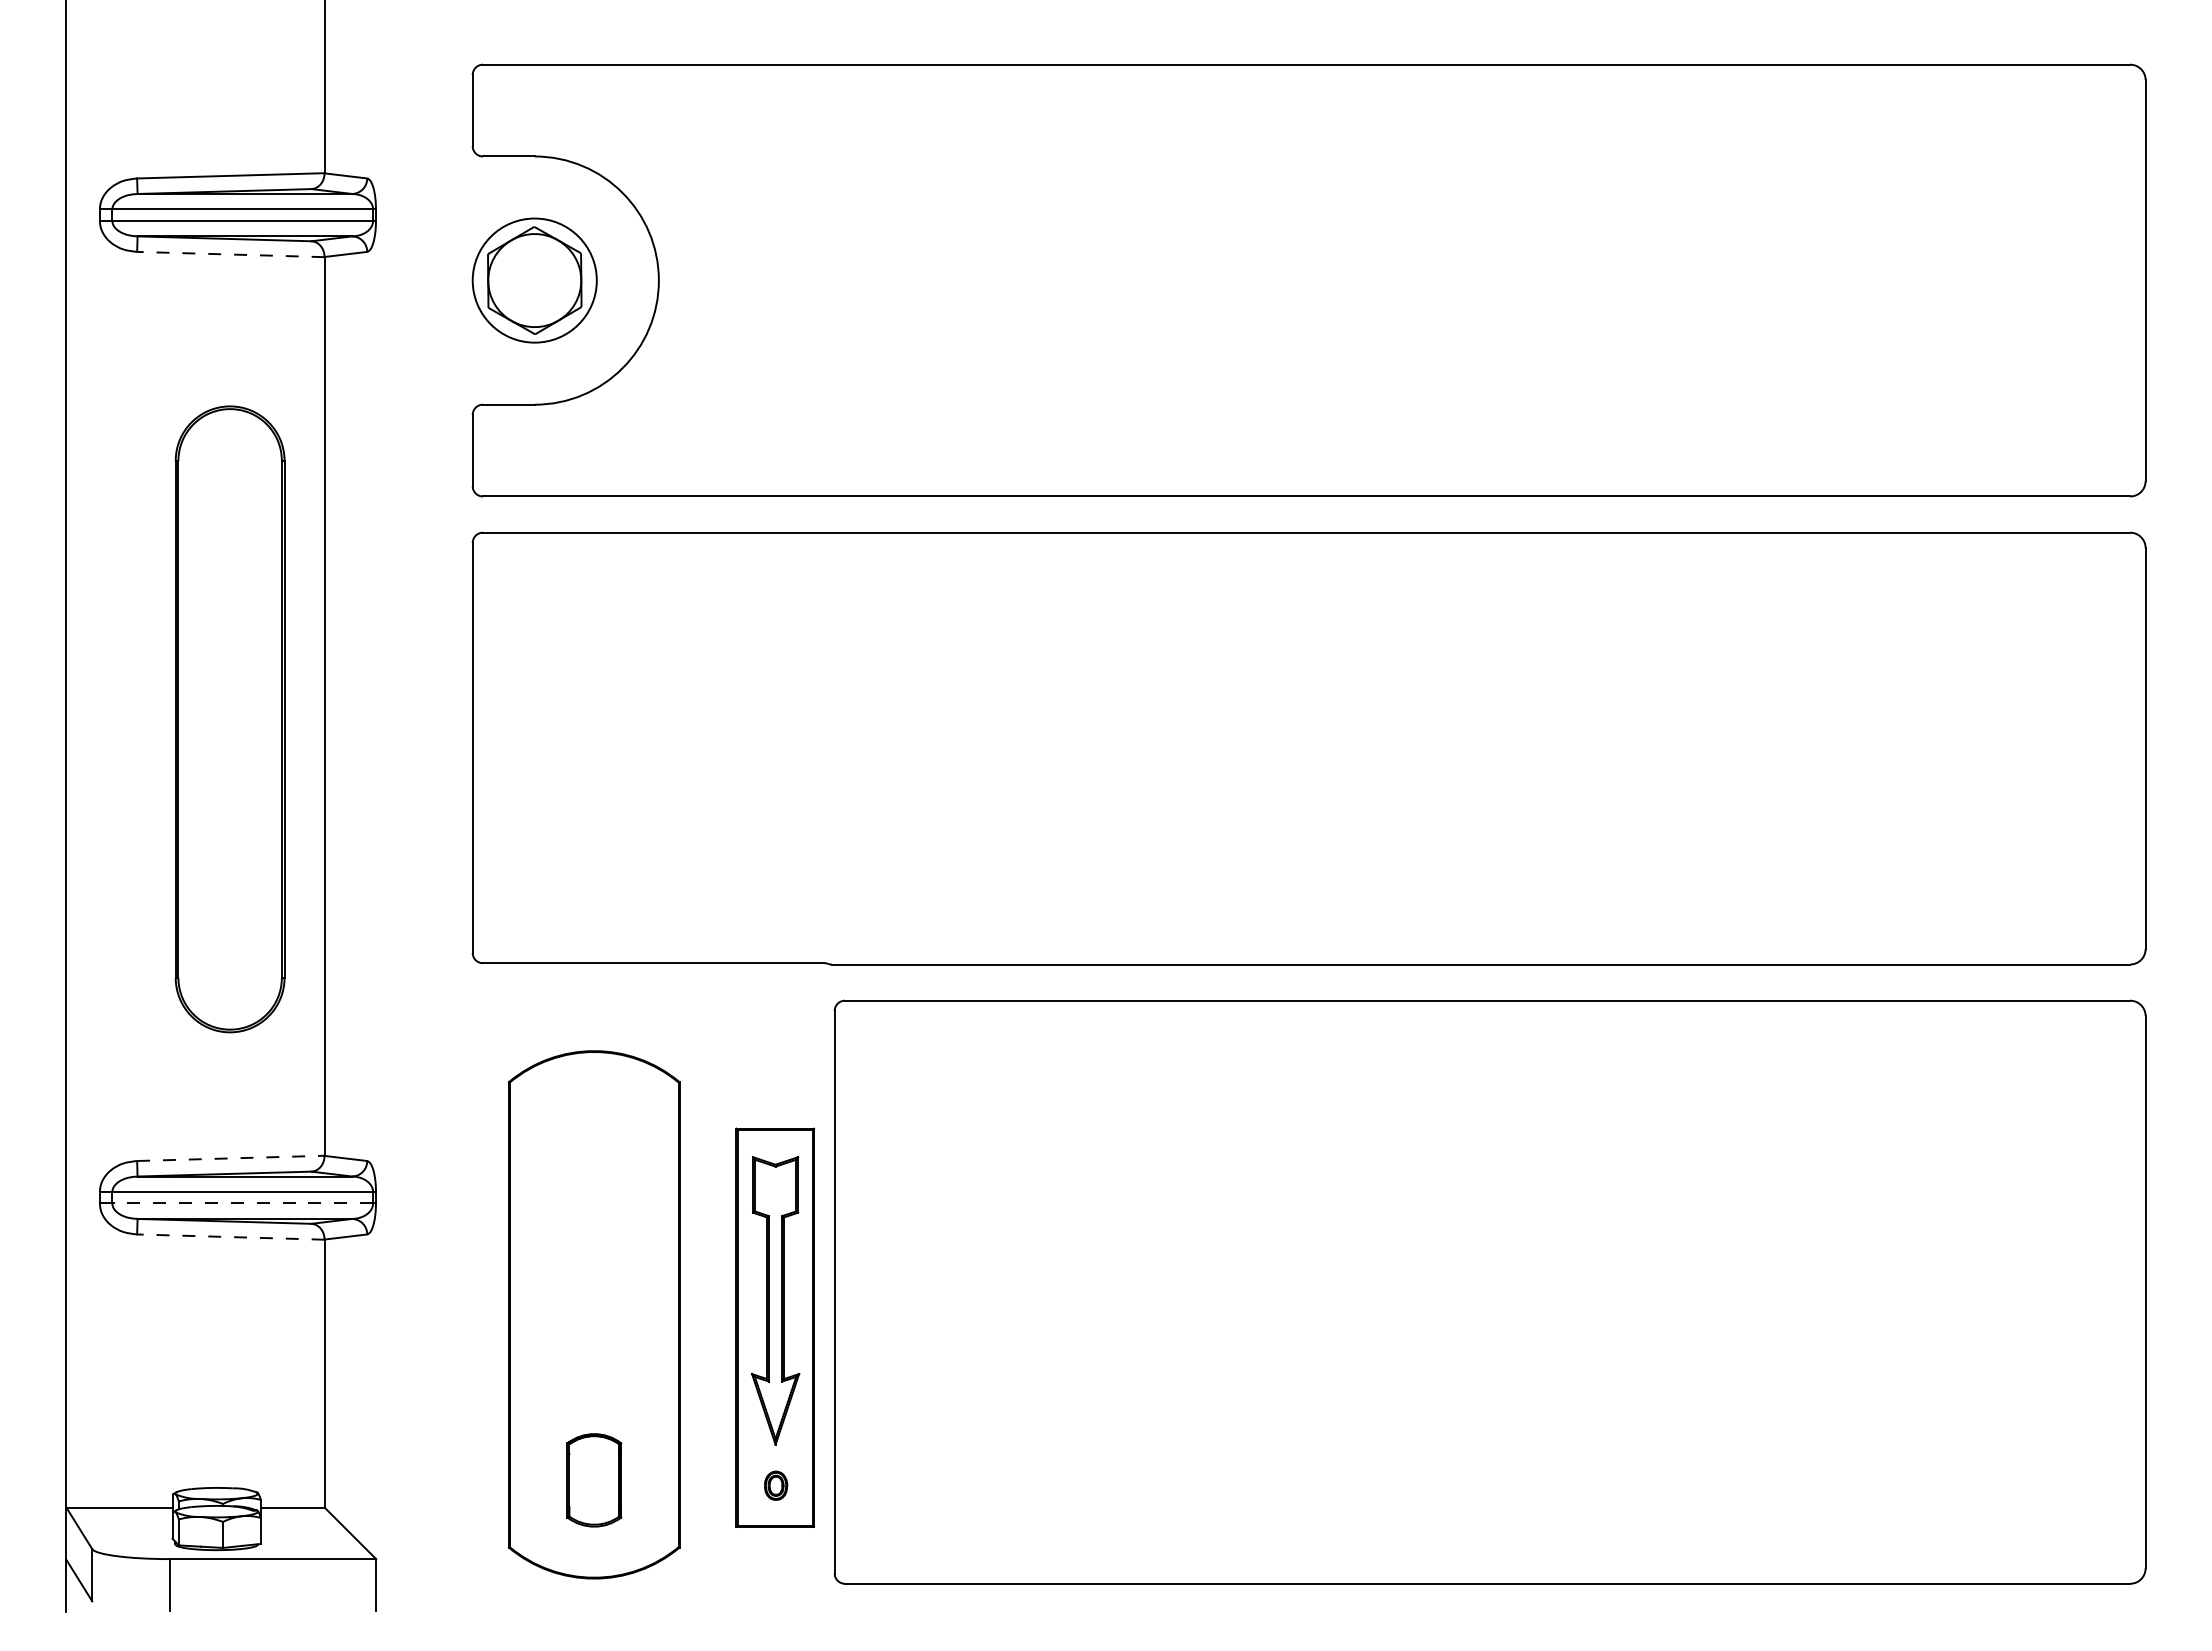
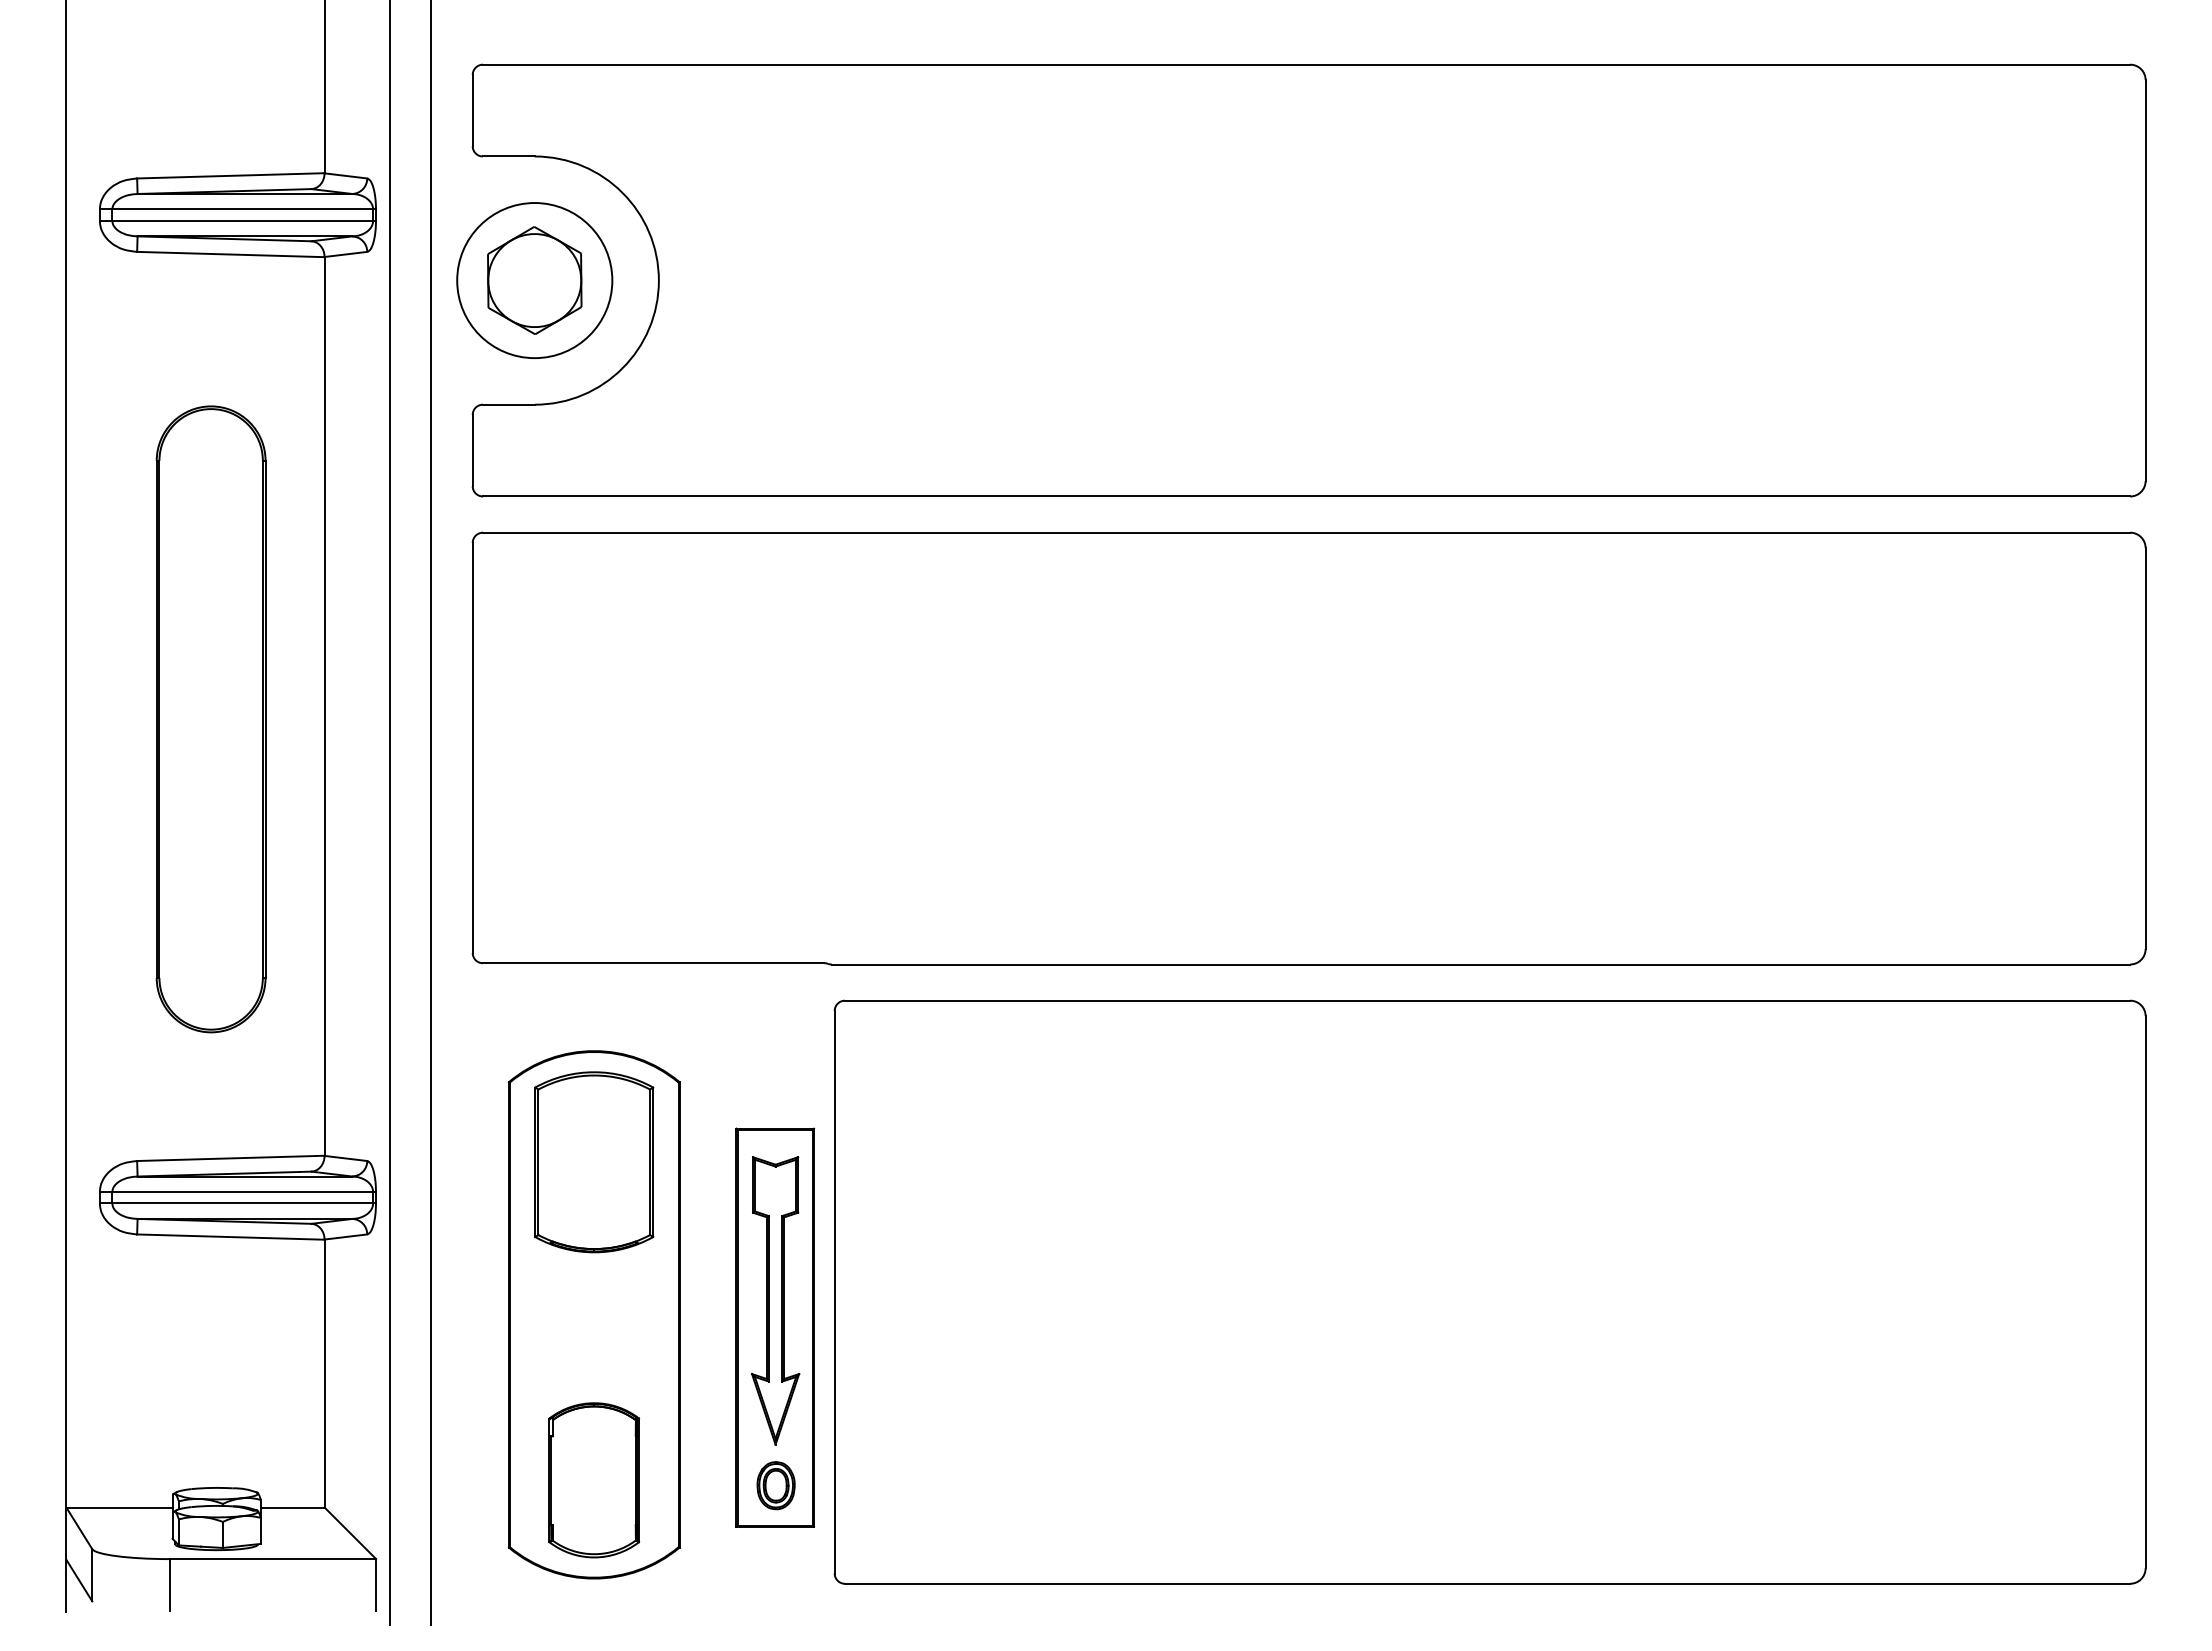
line: dashed -> solid (230, 254)
circle diameter: 124 px -> 155 px (534, 280)
part position: (229, 719) -> (210, 719) (210, 719)
line: none -> present (389, 813)
line: none -> present (431, 813)
line: dashed -> solid (230, 1158)
part: none -> present (594, 1162)
line: dashed -> solid (242, 1203)
line: dashed -> solid (230, 1237)
part size: 57x95 px -> 93x157 px (594, 1480)
part size: 25x31 px -> 40x50 px (775, 1485)
